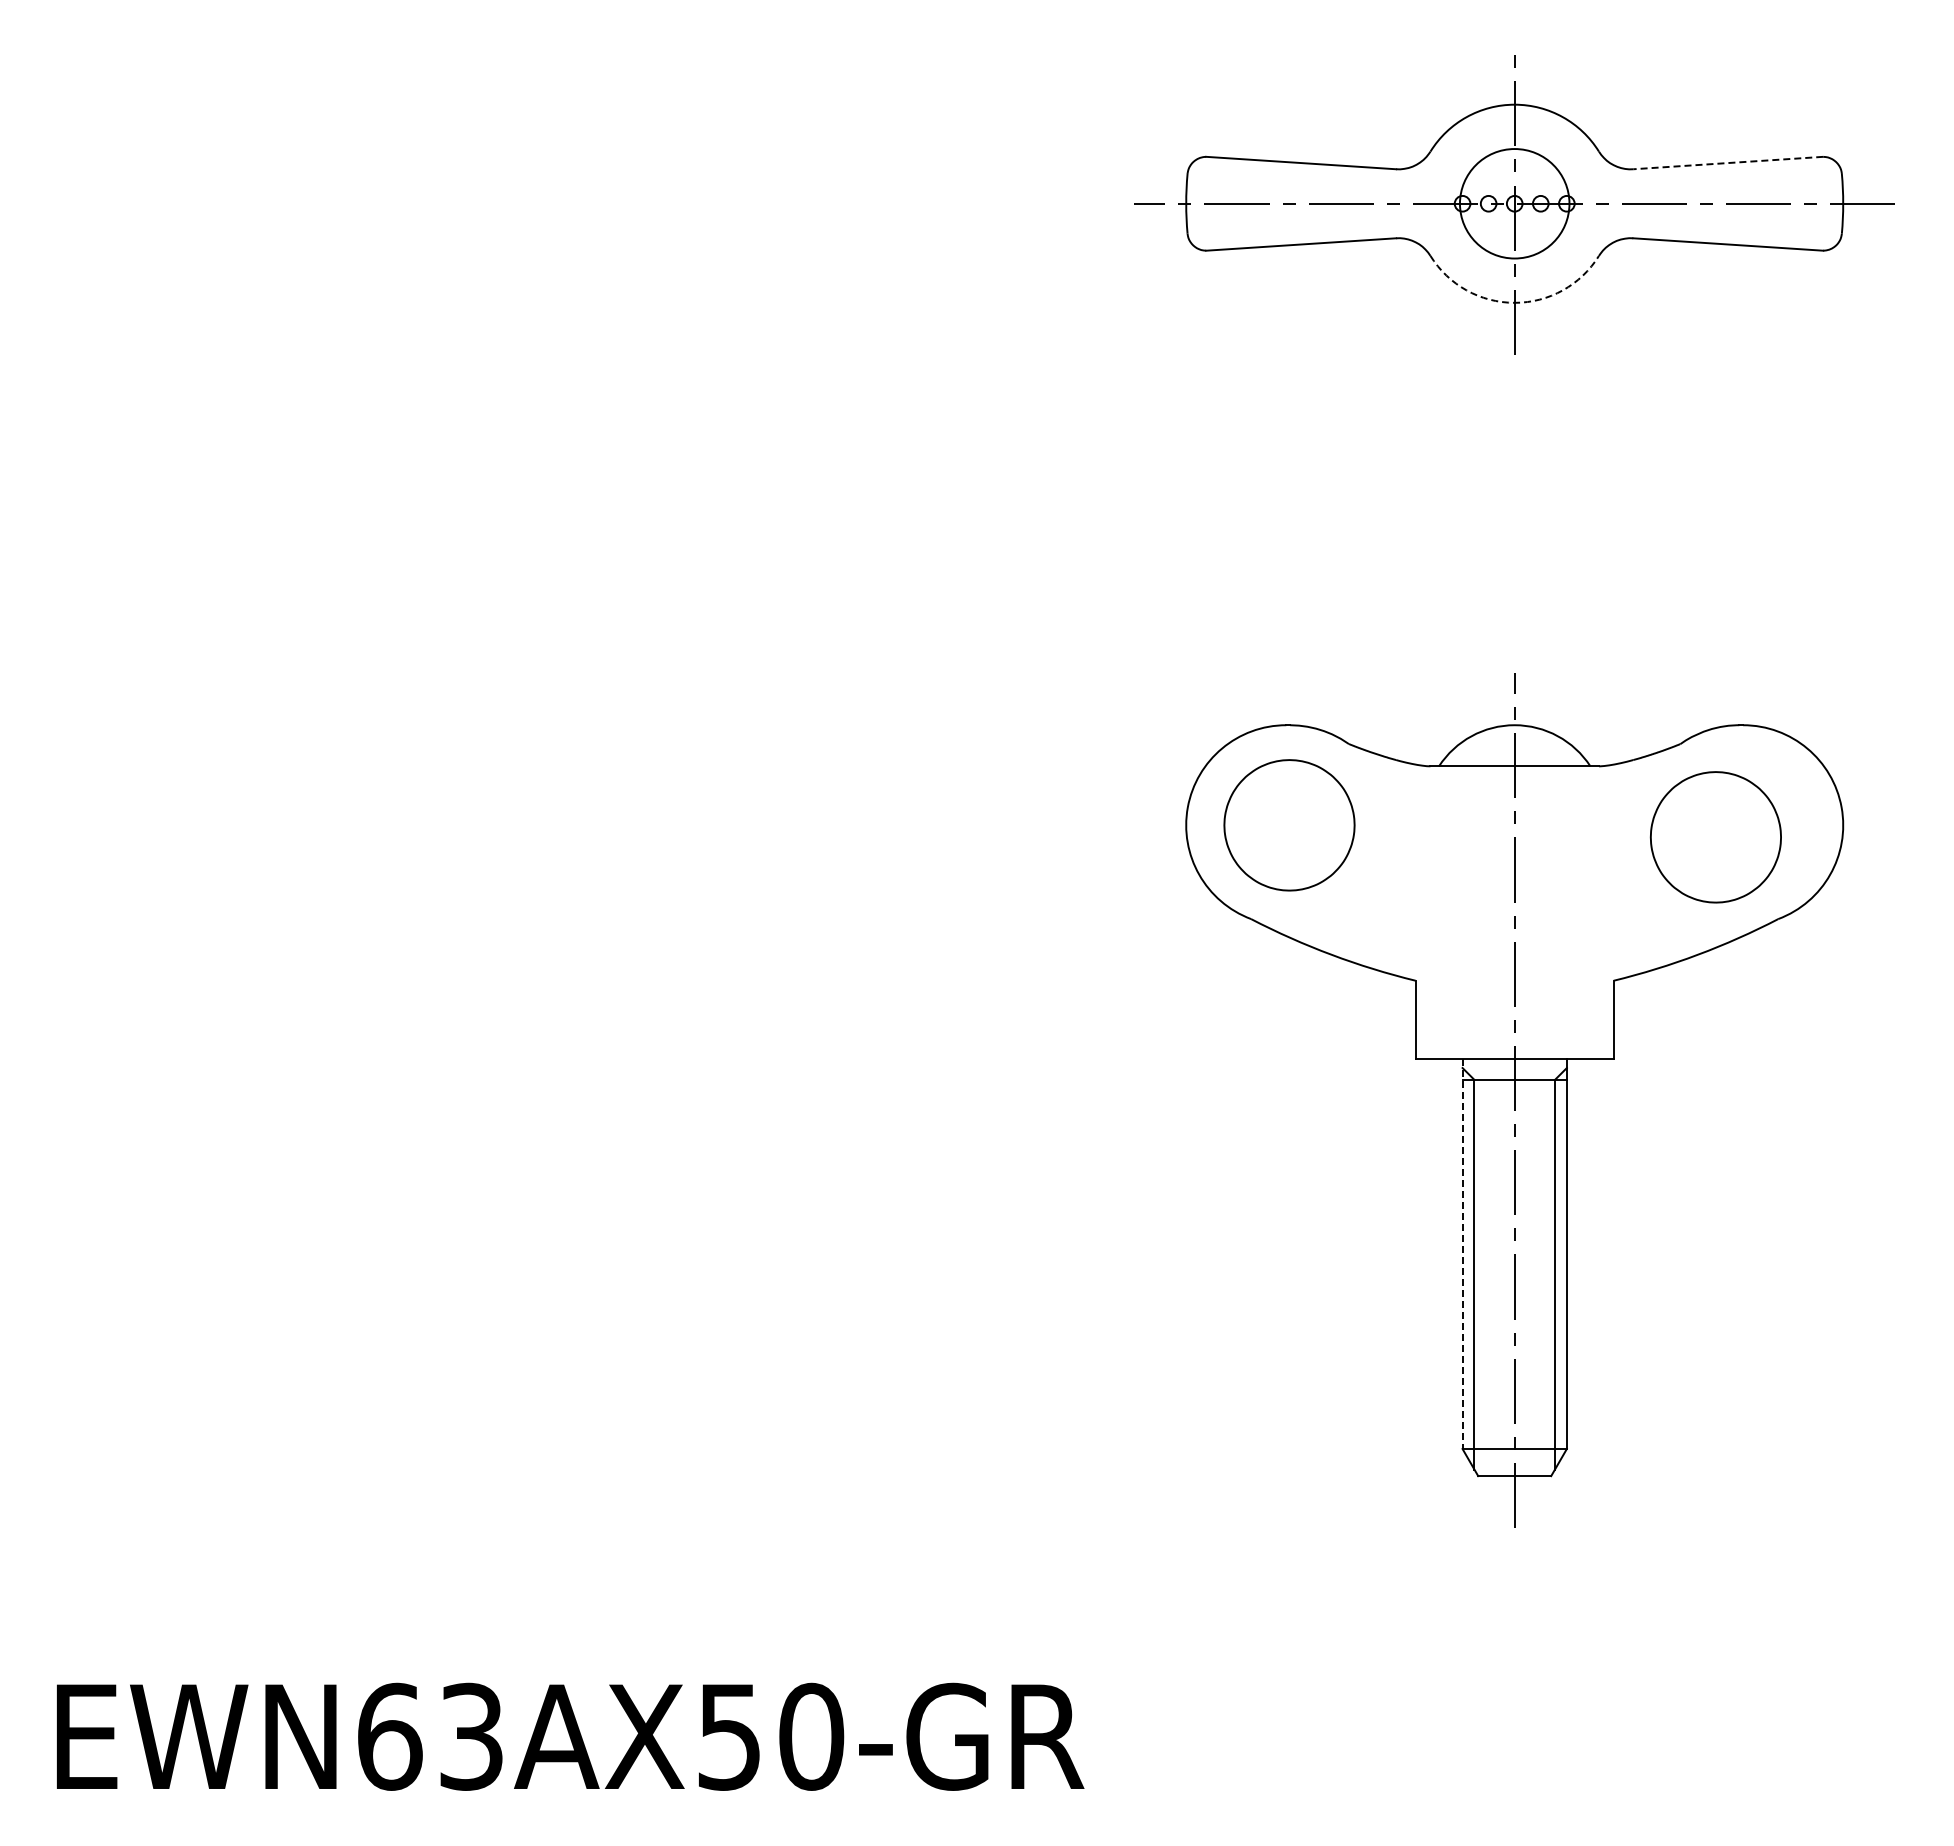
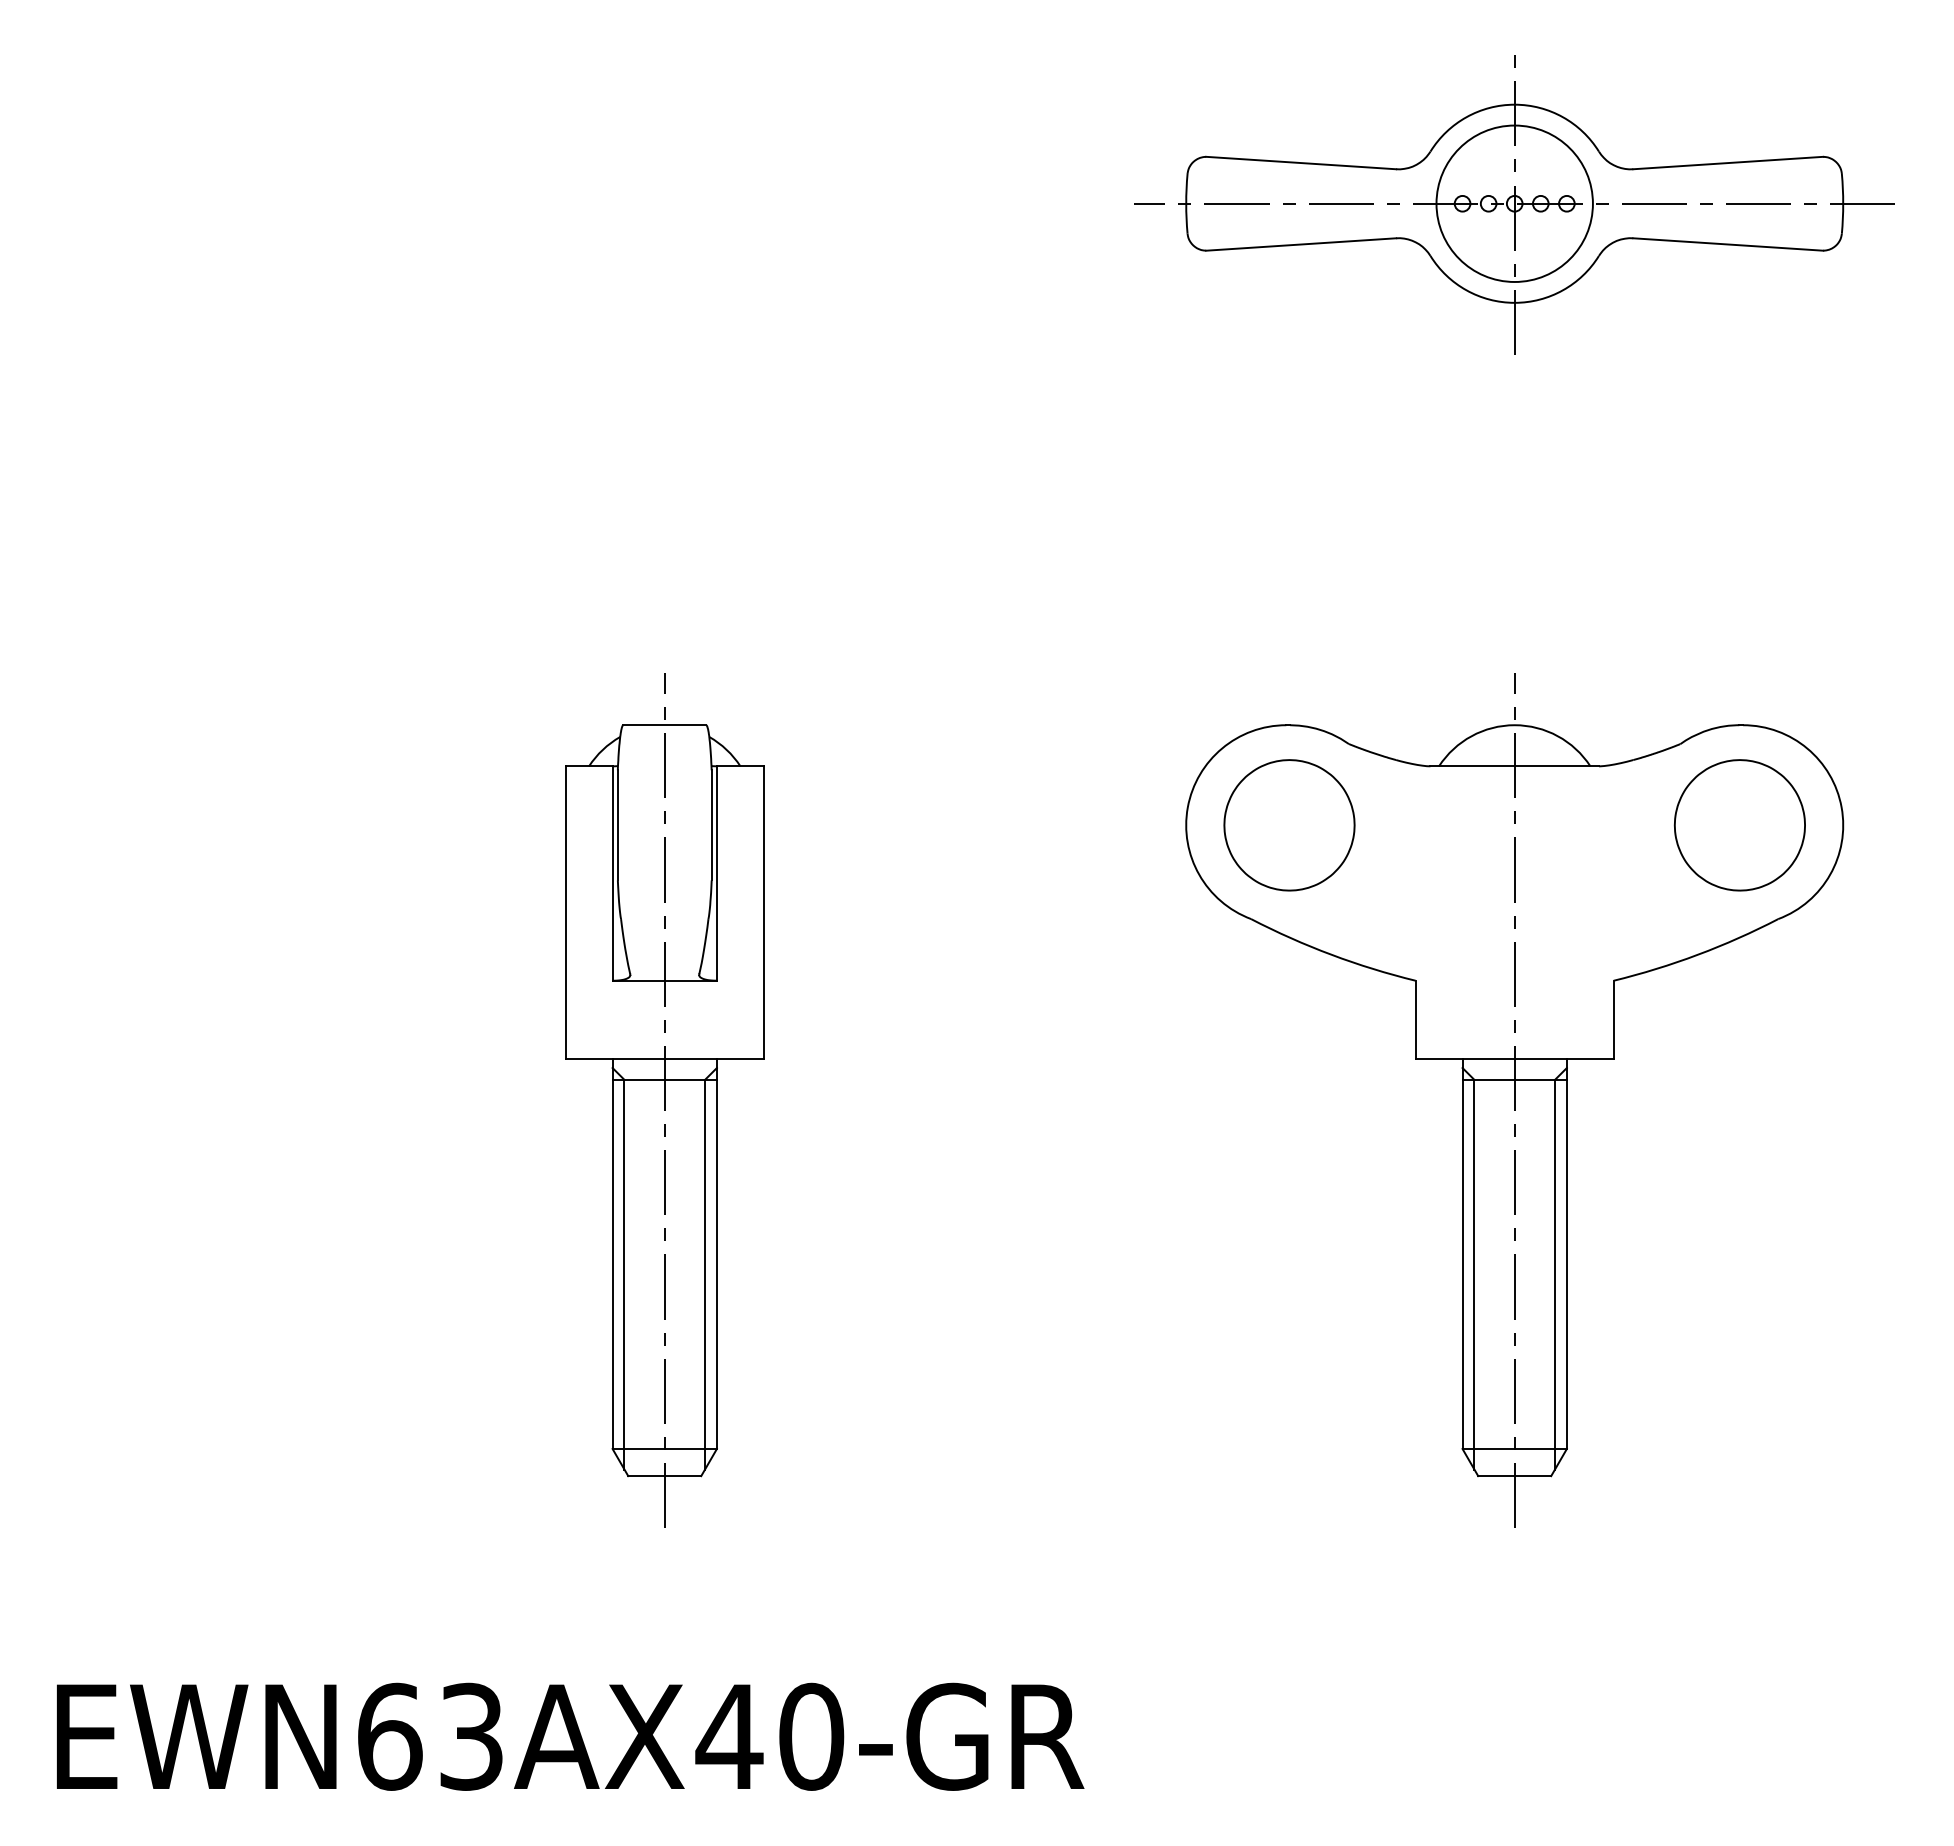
line: dashed -> solid (1727, 163)
circle diameter: 110 px -> 156 px (1514, 203)
arc: dashed -> solid (1514, 302)
part position: (1715, 837) -> (1739, 825) (1739, 825)
part: none -> present (664, 1100)
line: dashed -> solid (1462, 1254)
text: EWN63AX50-GR -> EWN63AX40-GR (729, 1737)
